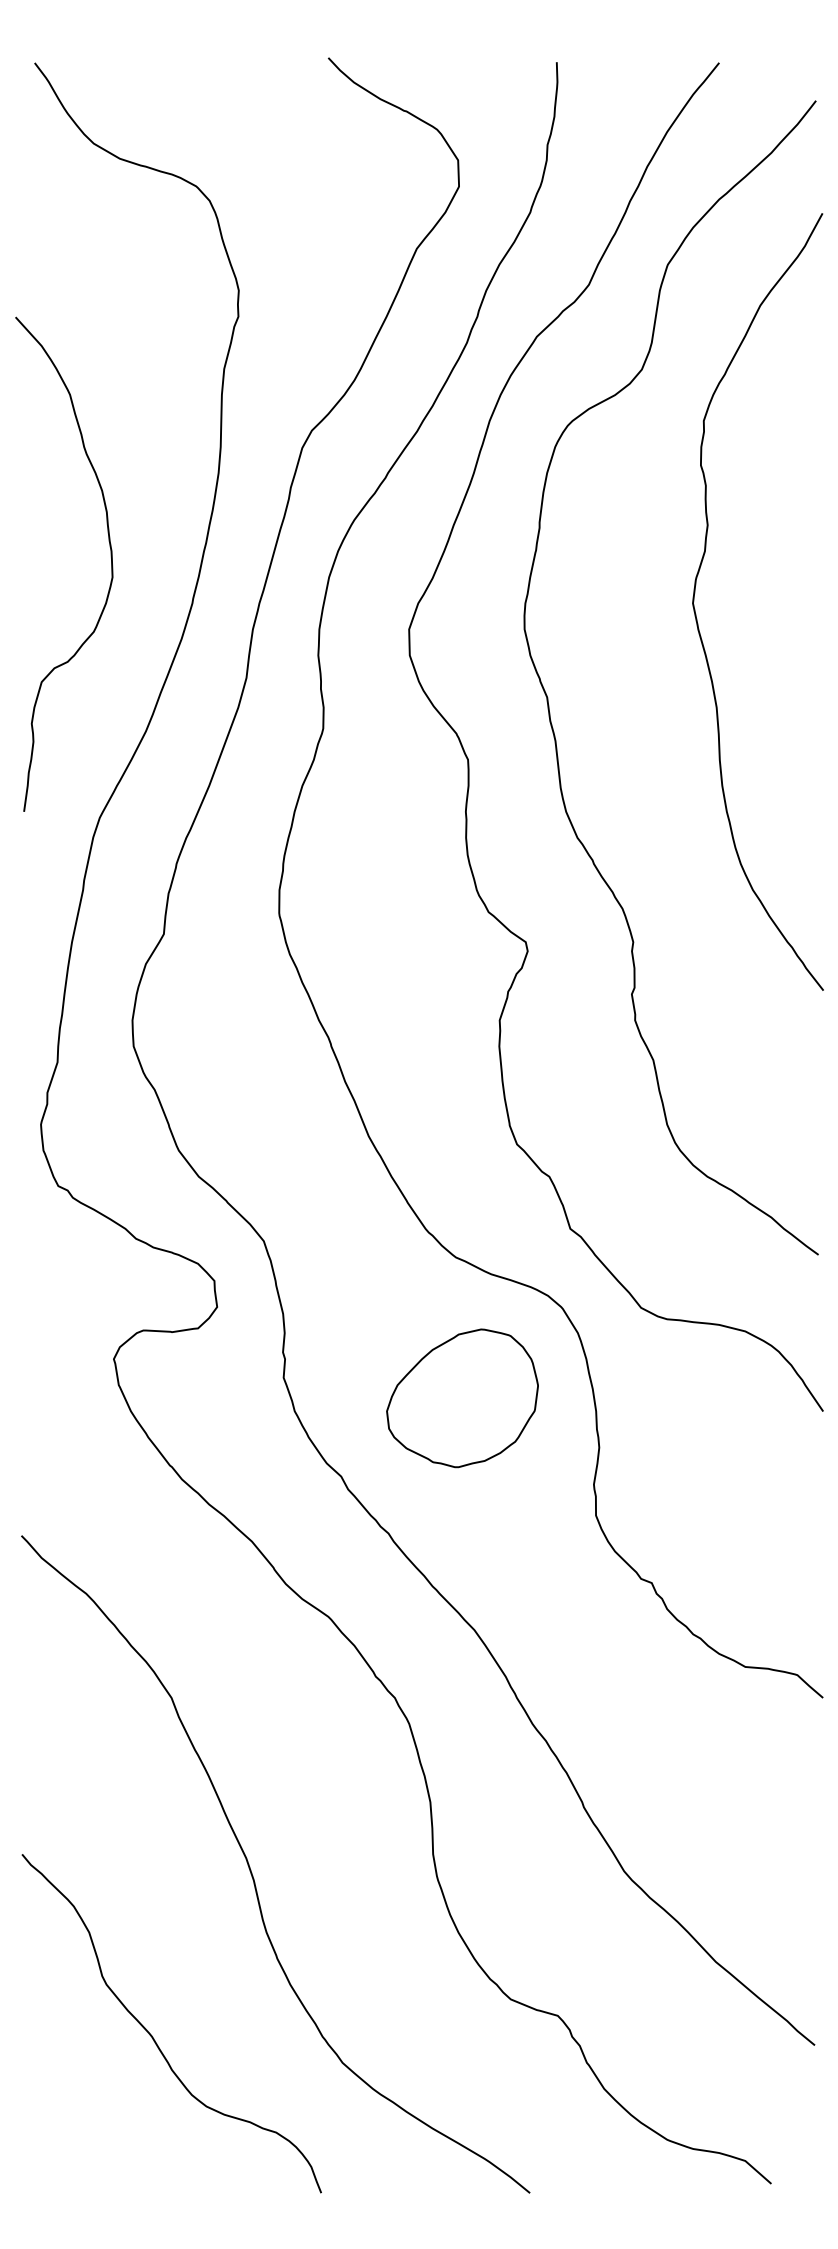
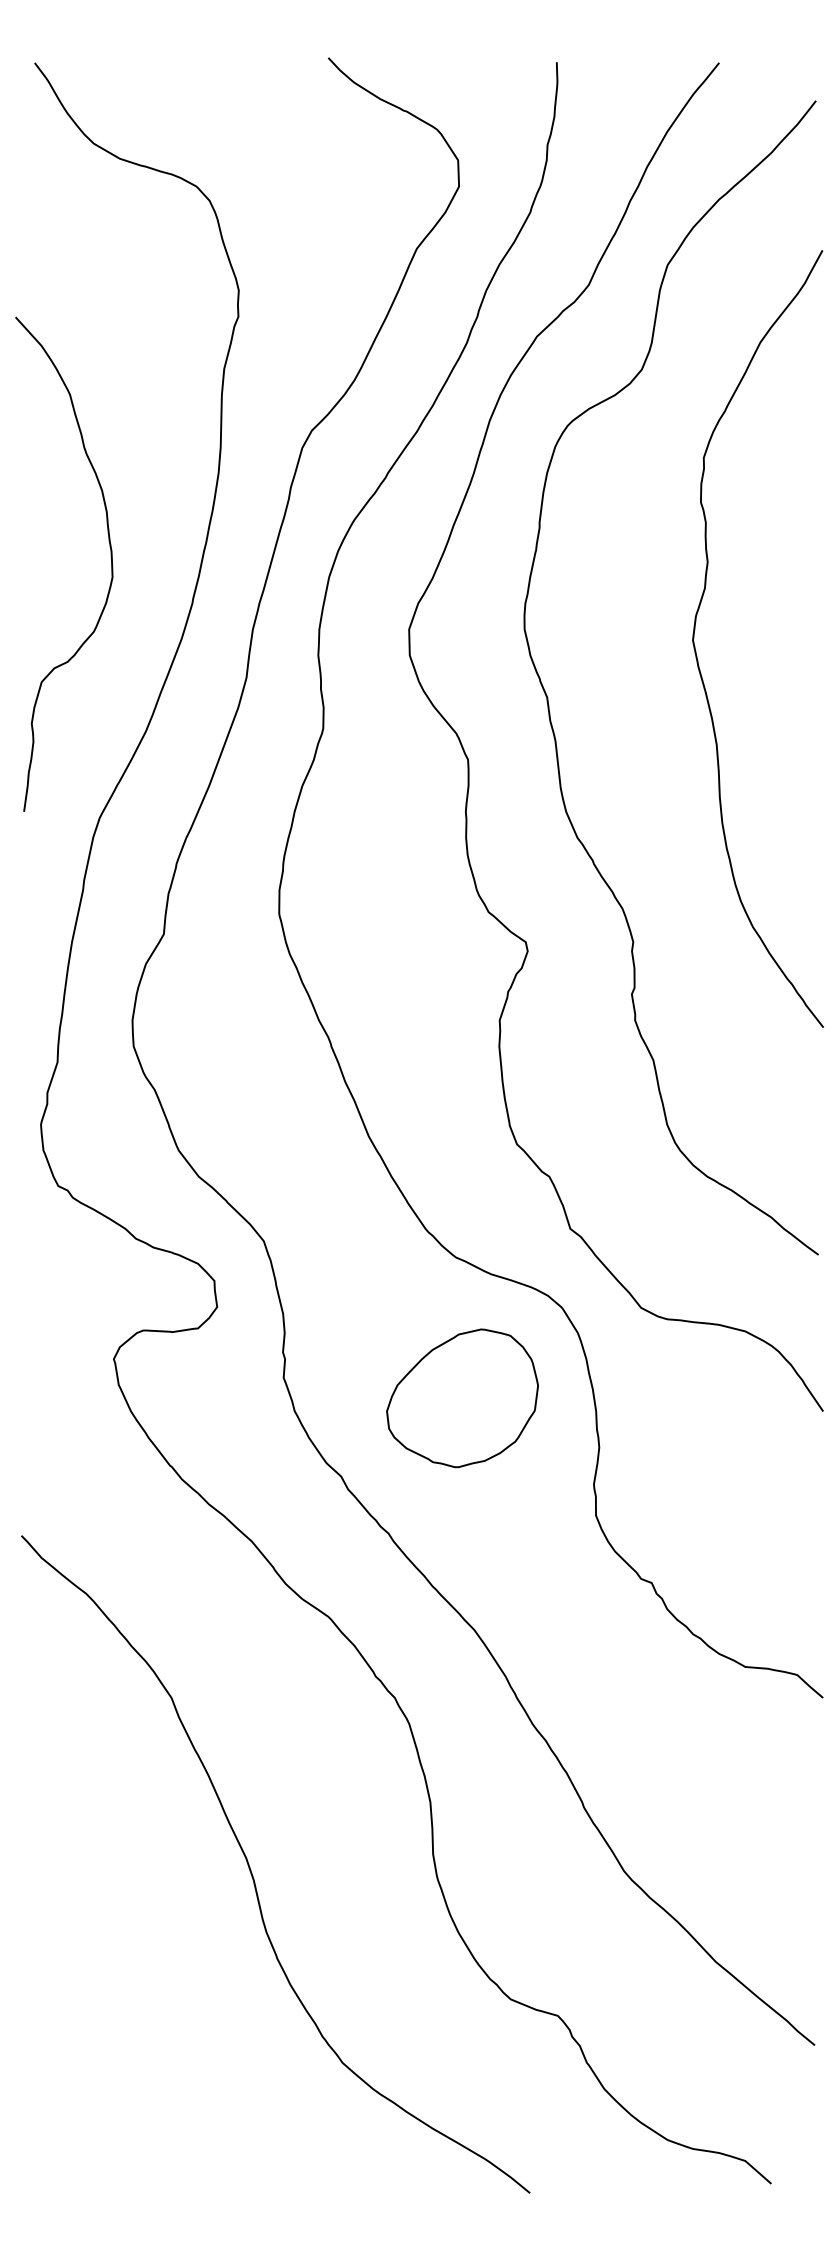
curve position: (697, 618) -> (697, 655) (697, 655)
curve: present -> none (152, 2035)
